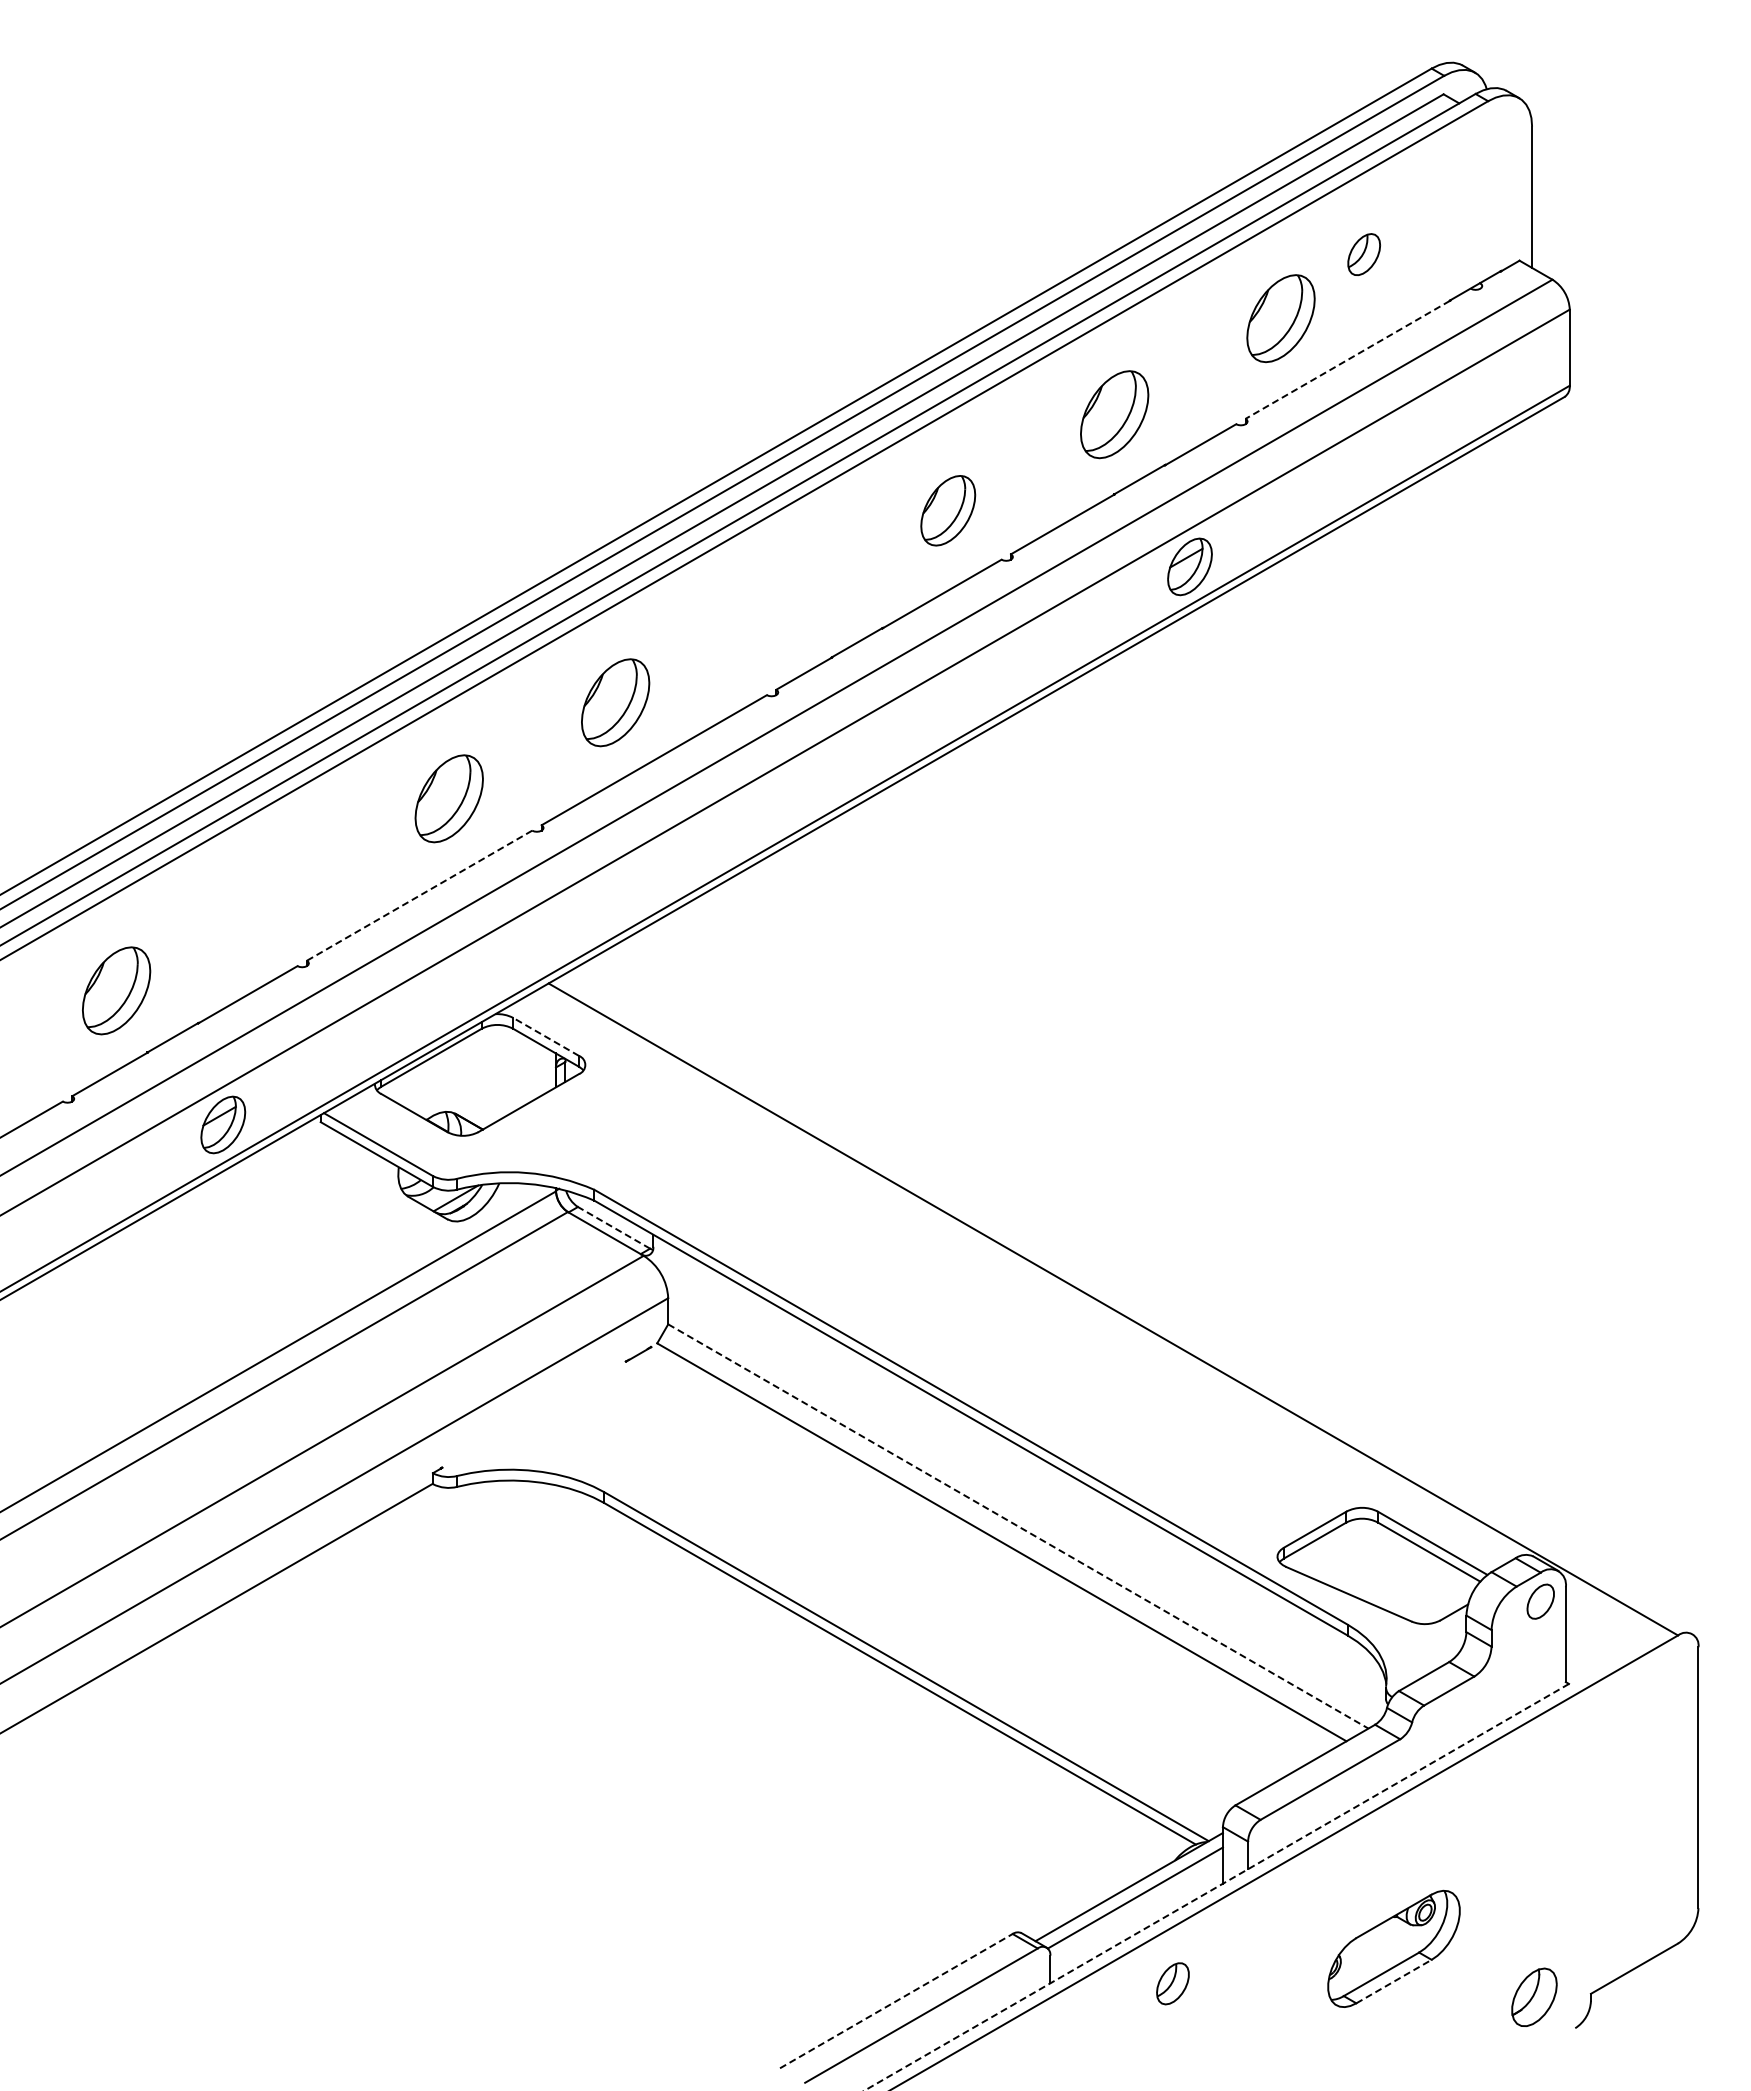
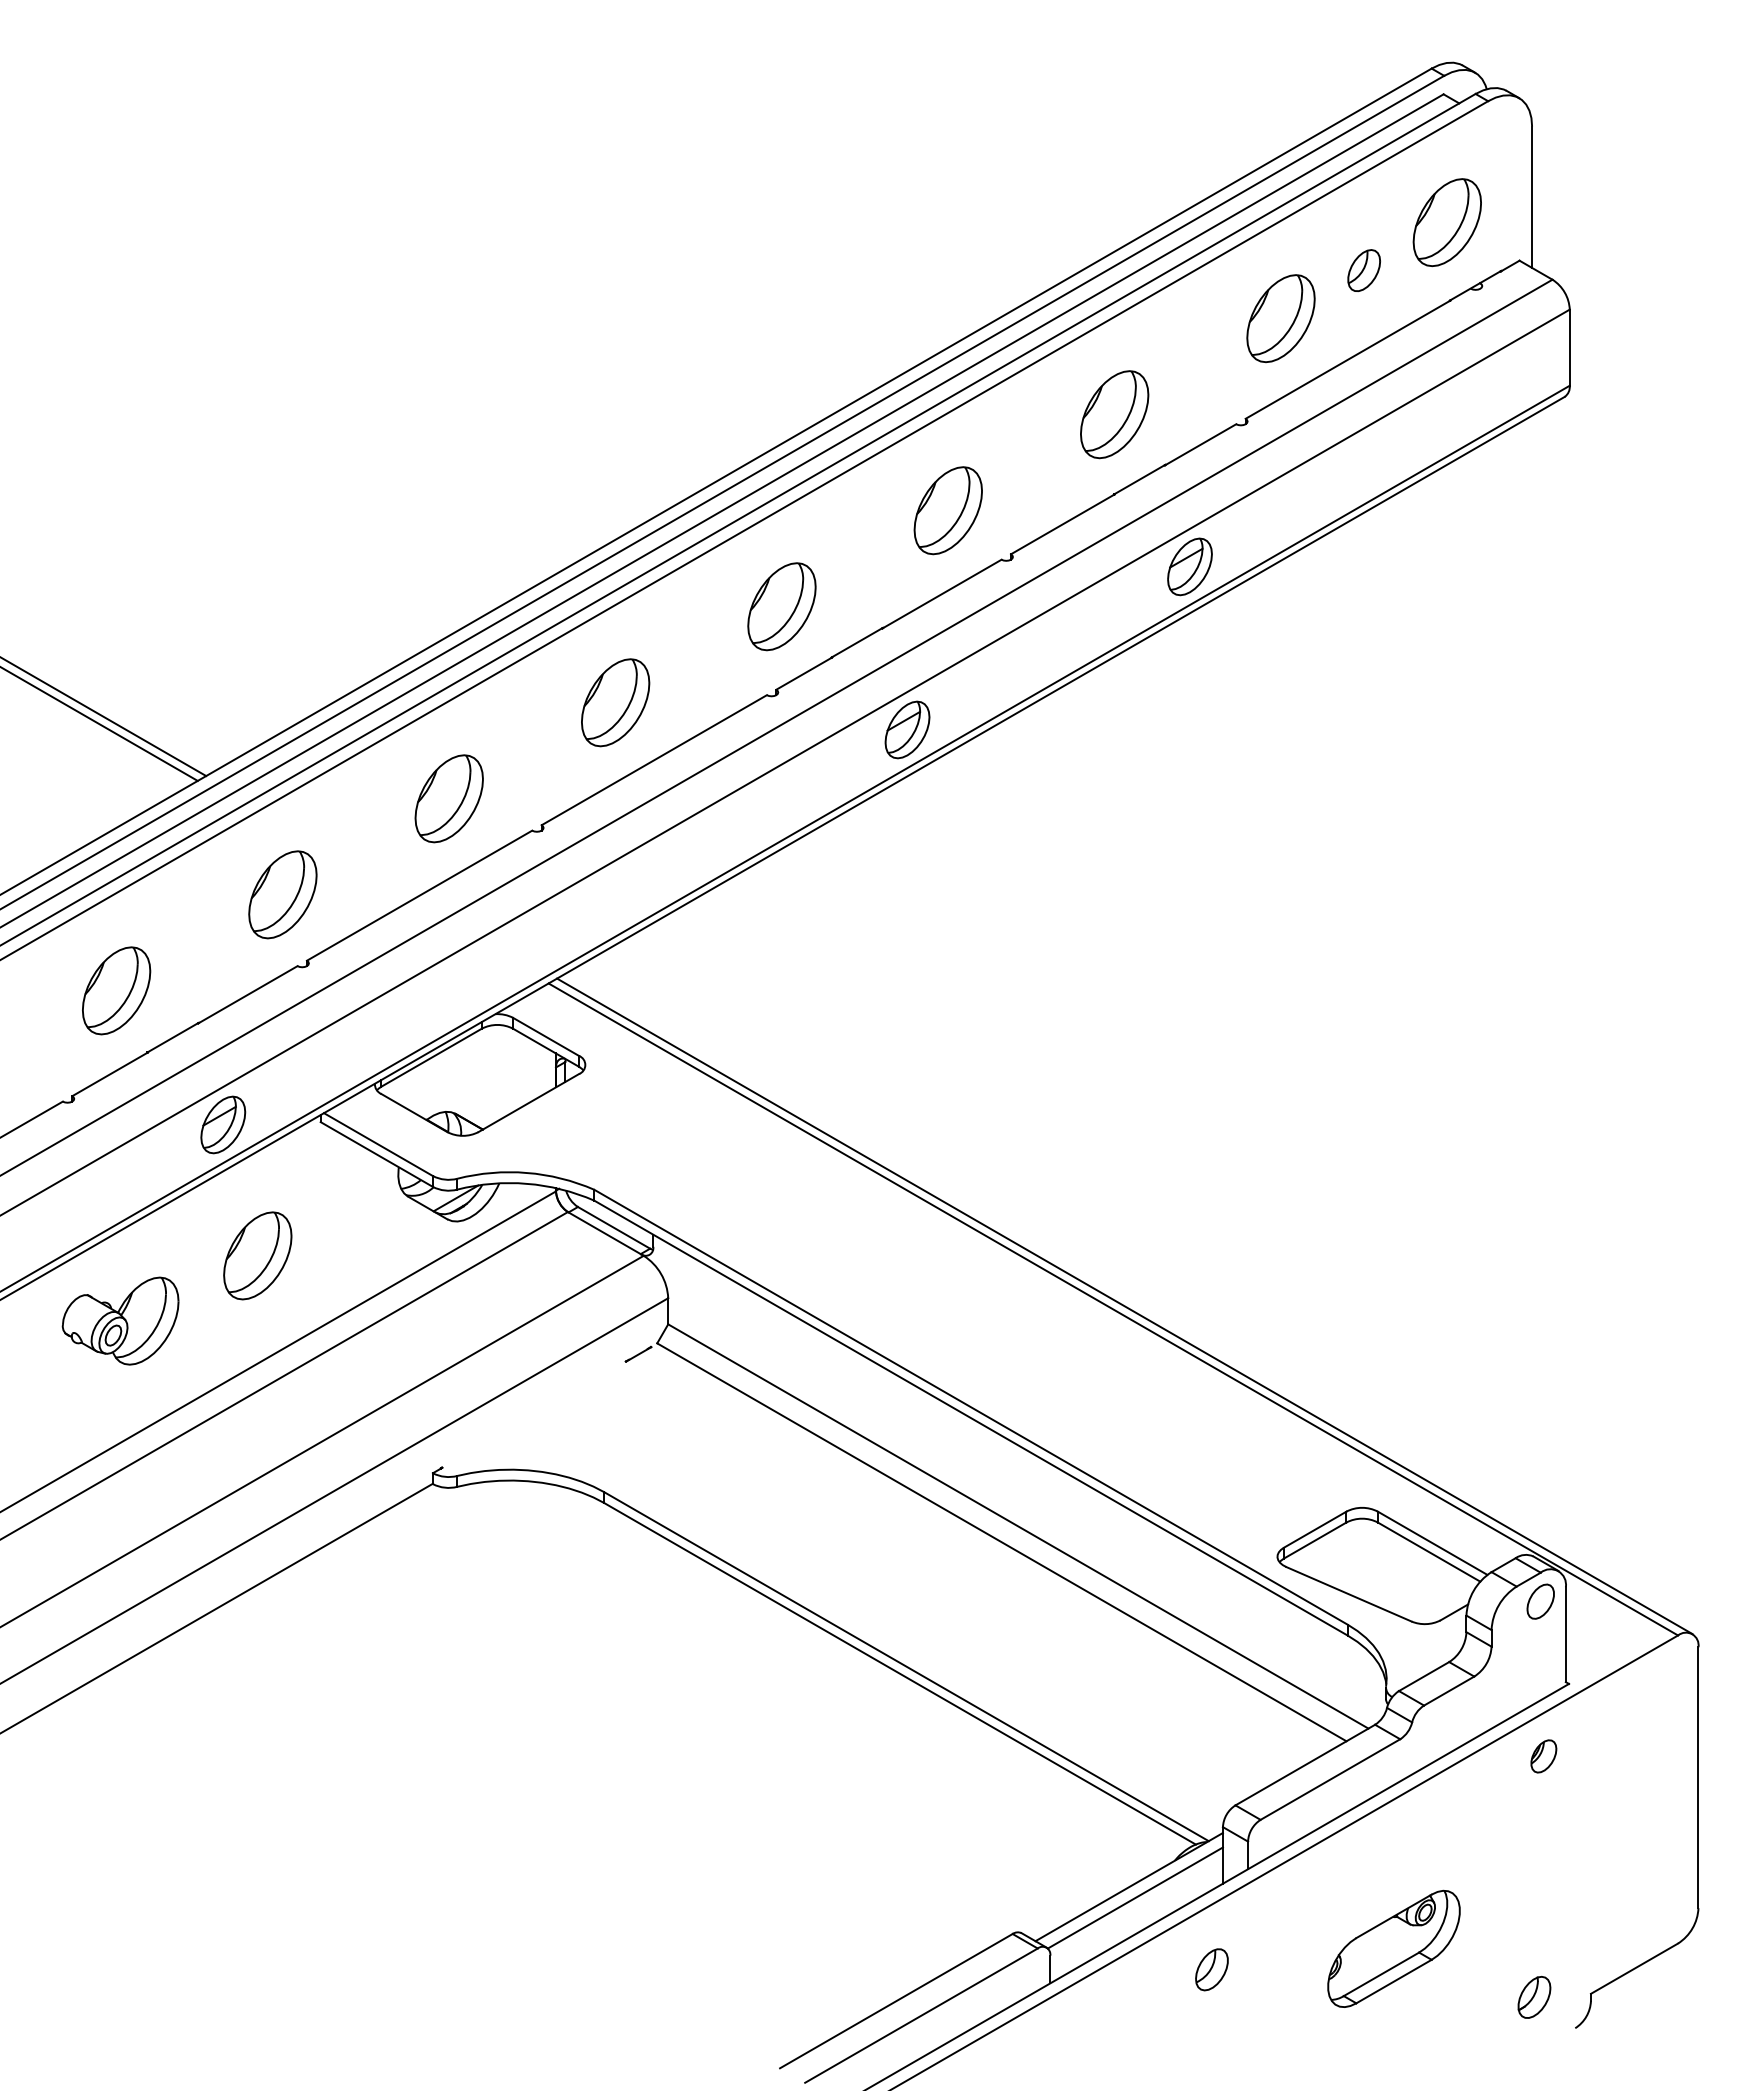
part: none -> present (1446, 222)
part position: (1363, 254) -> (1363, 270) (1363, 270)
line: dashed -> solid (1347, 359)
part size: 57x72 px -> 70x90 px (947, 510)
part: none -> present (781, 606)
line: none -> present (104, 717)
line: none -> present (99, 724)
part: none -> present (907, 729)
part: none -> present (282, 894)
line: dashed -> solid (419, 895)
line: dashed -> solid (545, 1036)
line: dashed -> solid (614, 1227)
part: none -> present (257, 1255)
line: none -> present (1124, 1306)
part: none -> present (120, 1320)
line: dashed -> solid (1018, 1526)
part: none -> present (1543, 1756)
line: dashed -> solid (1216, 1887)
line: dashed -> solid (1394, 1981)
part position: (1172, 1983) -> (1211, 1969) (1211, 1969)
part size: 47x60 px -> 35x43 px (1534, 1997)
line: dashed -> solid (896, 2000)
